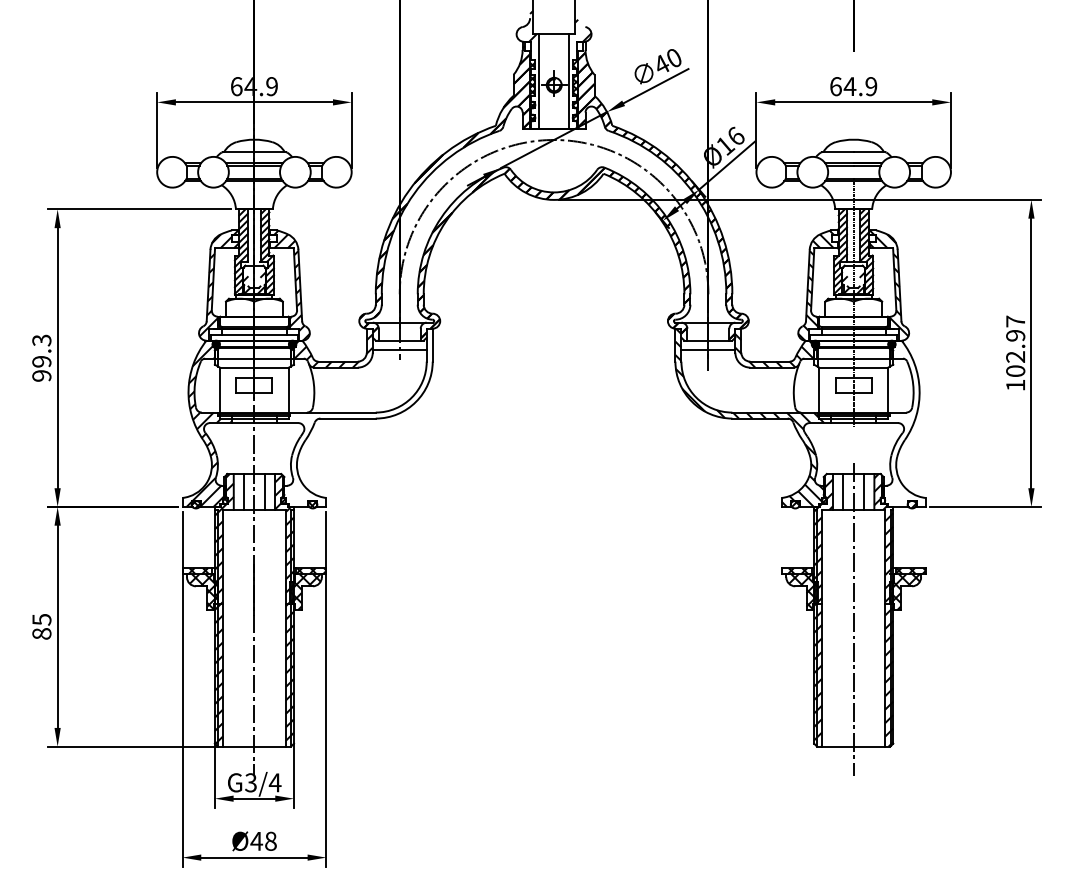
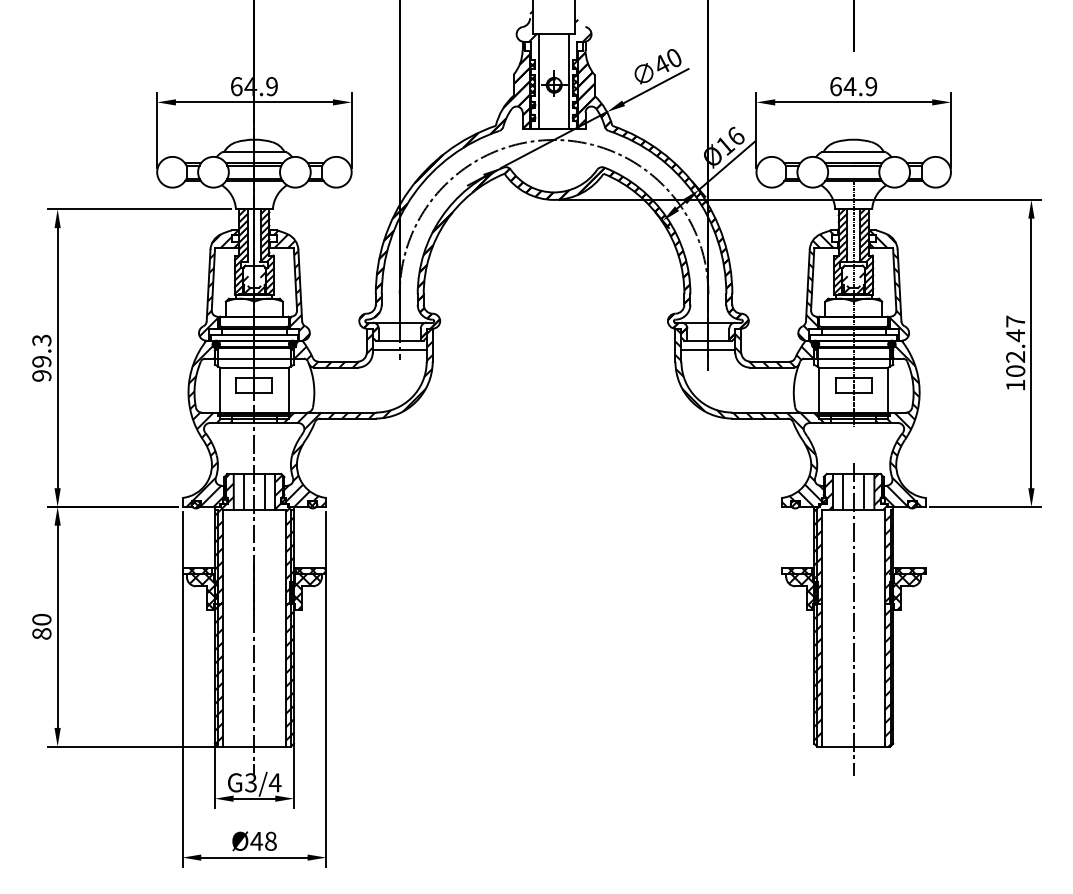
text: 102.97 -> 102.47 (1015, 335)
hatch: none -> present (358, 417)
hatch: none -> present (898, 426)
text: 85 -> 80 (41, 619)
